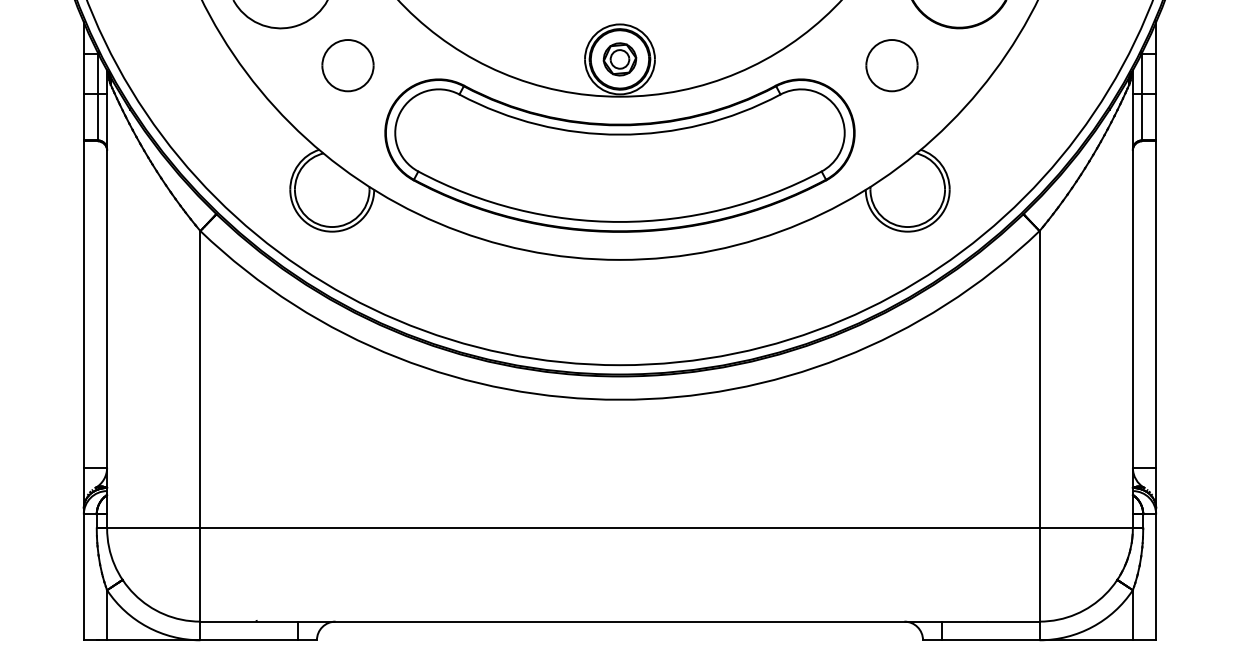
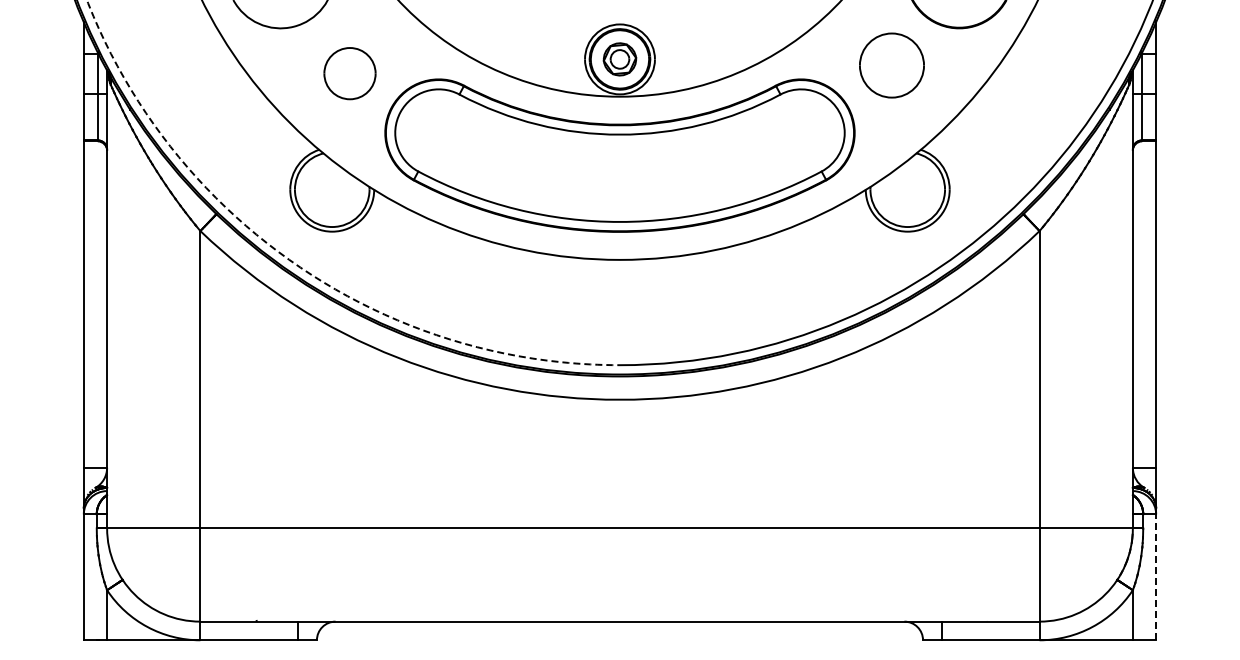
part position: (347, 65) -> (349, 73) (349, 73)
part size: 54x54 px -> 66x67 px (891, 65)
arc: solid -> dashed (297, 265)
line: solid -> dashed (1156, 577)
